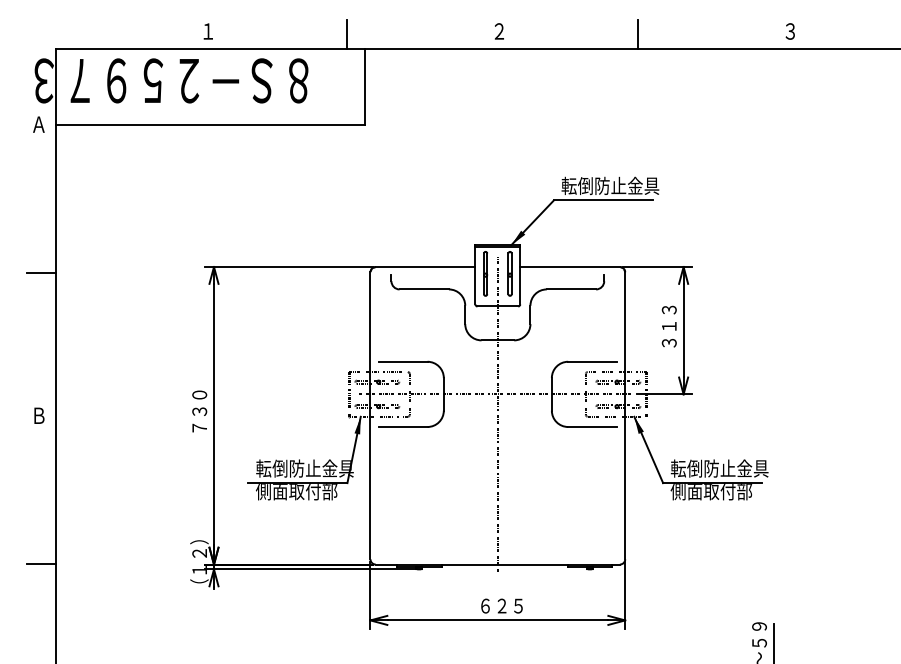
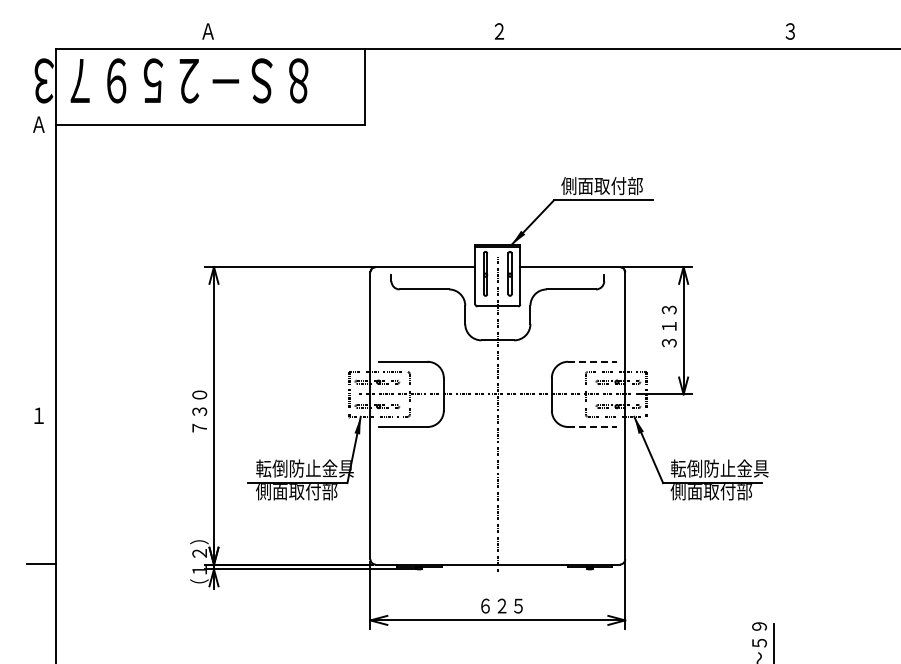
text: １ -> Ａ (207, 31)
line: present -> none (347, 34)
line: present -> none (638, 34)
text: 転倒防止金具 -> 側面取付部 (610, 185)
line: present -> none (41, 273)
line: solid -> dashed (593, 361)
text: Ｂ -> １ (39, 415)
line: solid -> dashed (593, 427)
